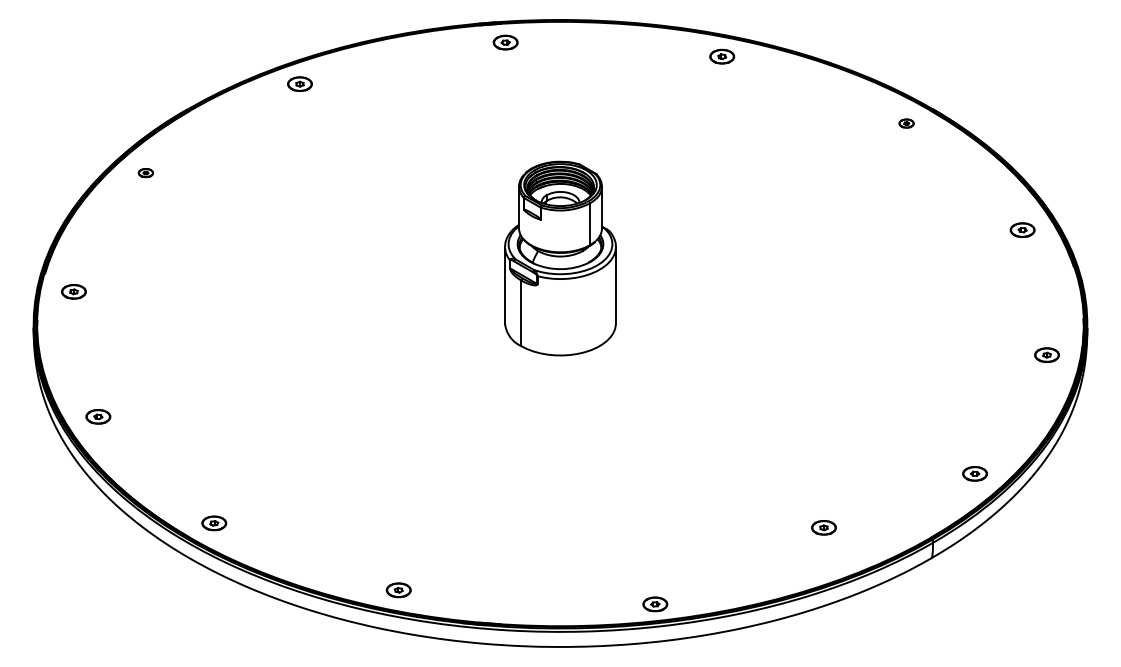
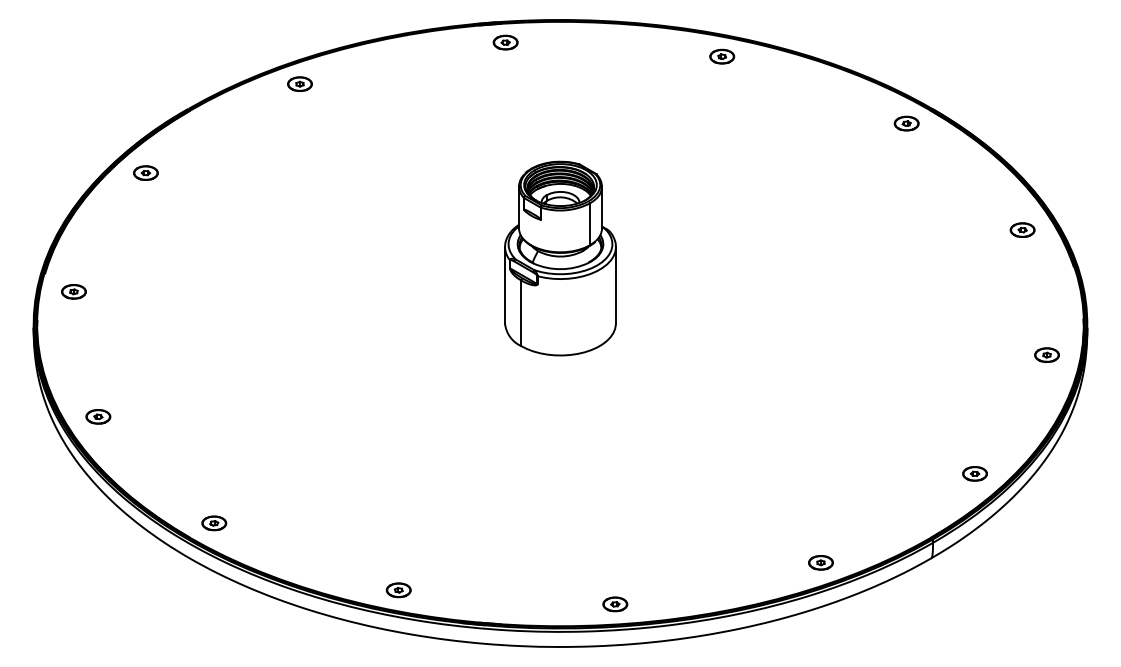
part size: 17x11 px -> 27x17 px (906, 123)
part size: 17x11 px -> 26x16 px (145, 172)
part position: (823, 527) -> (820, 562) (820, 562)
part position: (655, 604) -> (615, 604) (615, 604)
